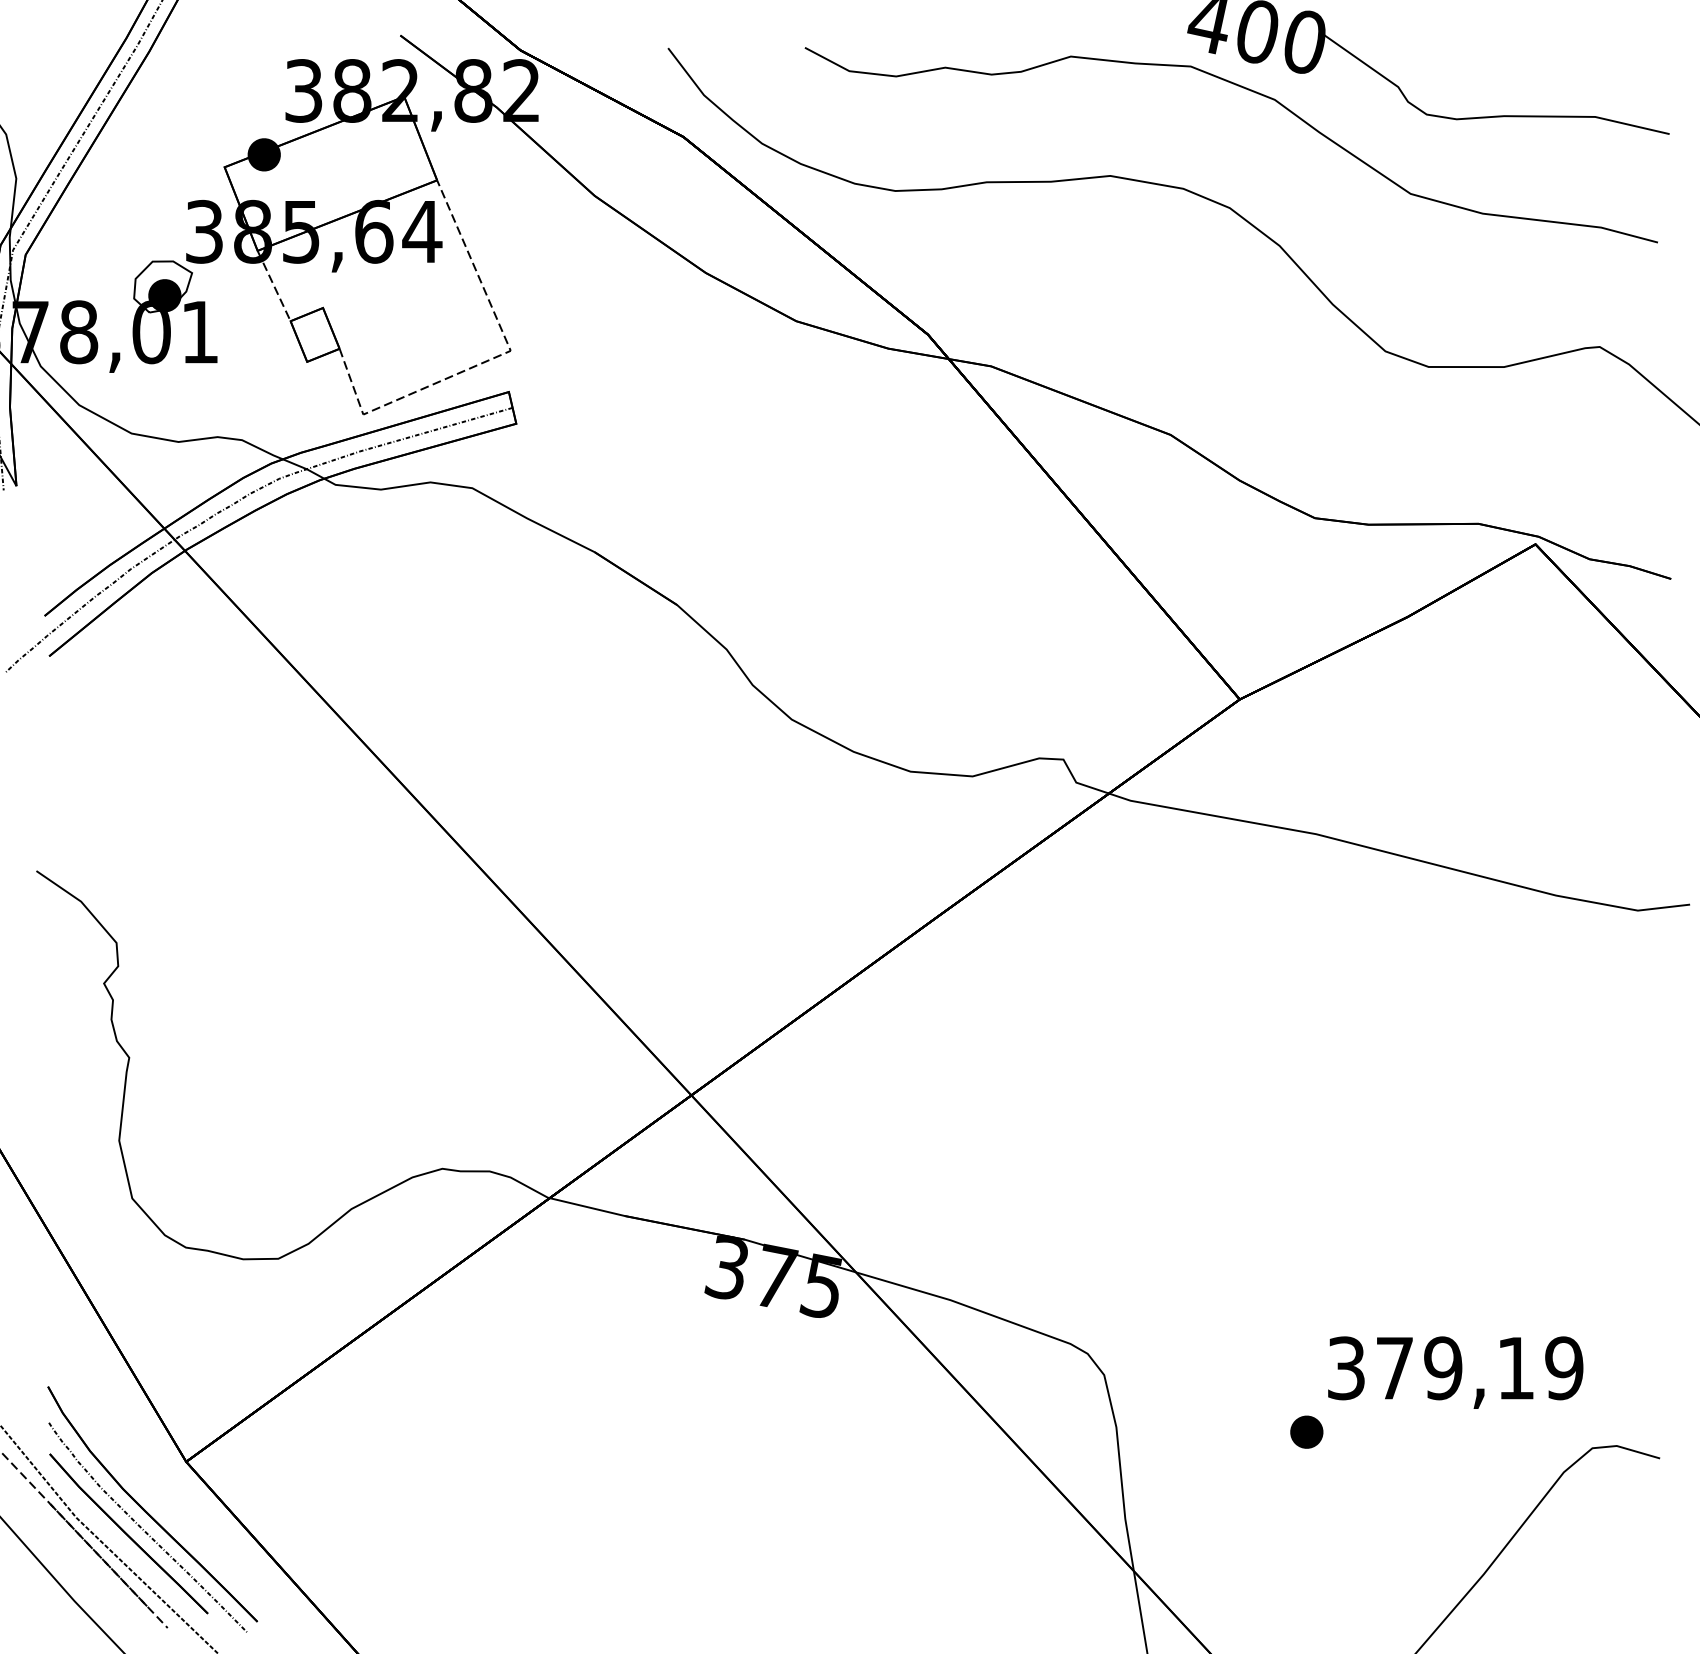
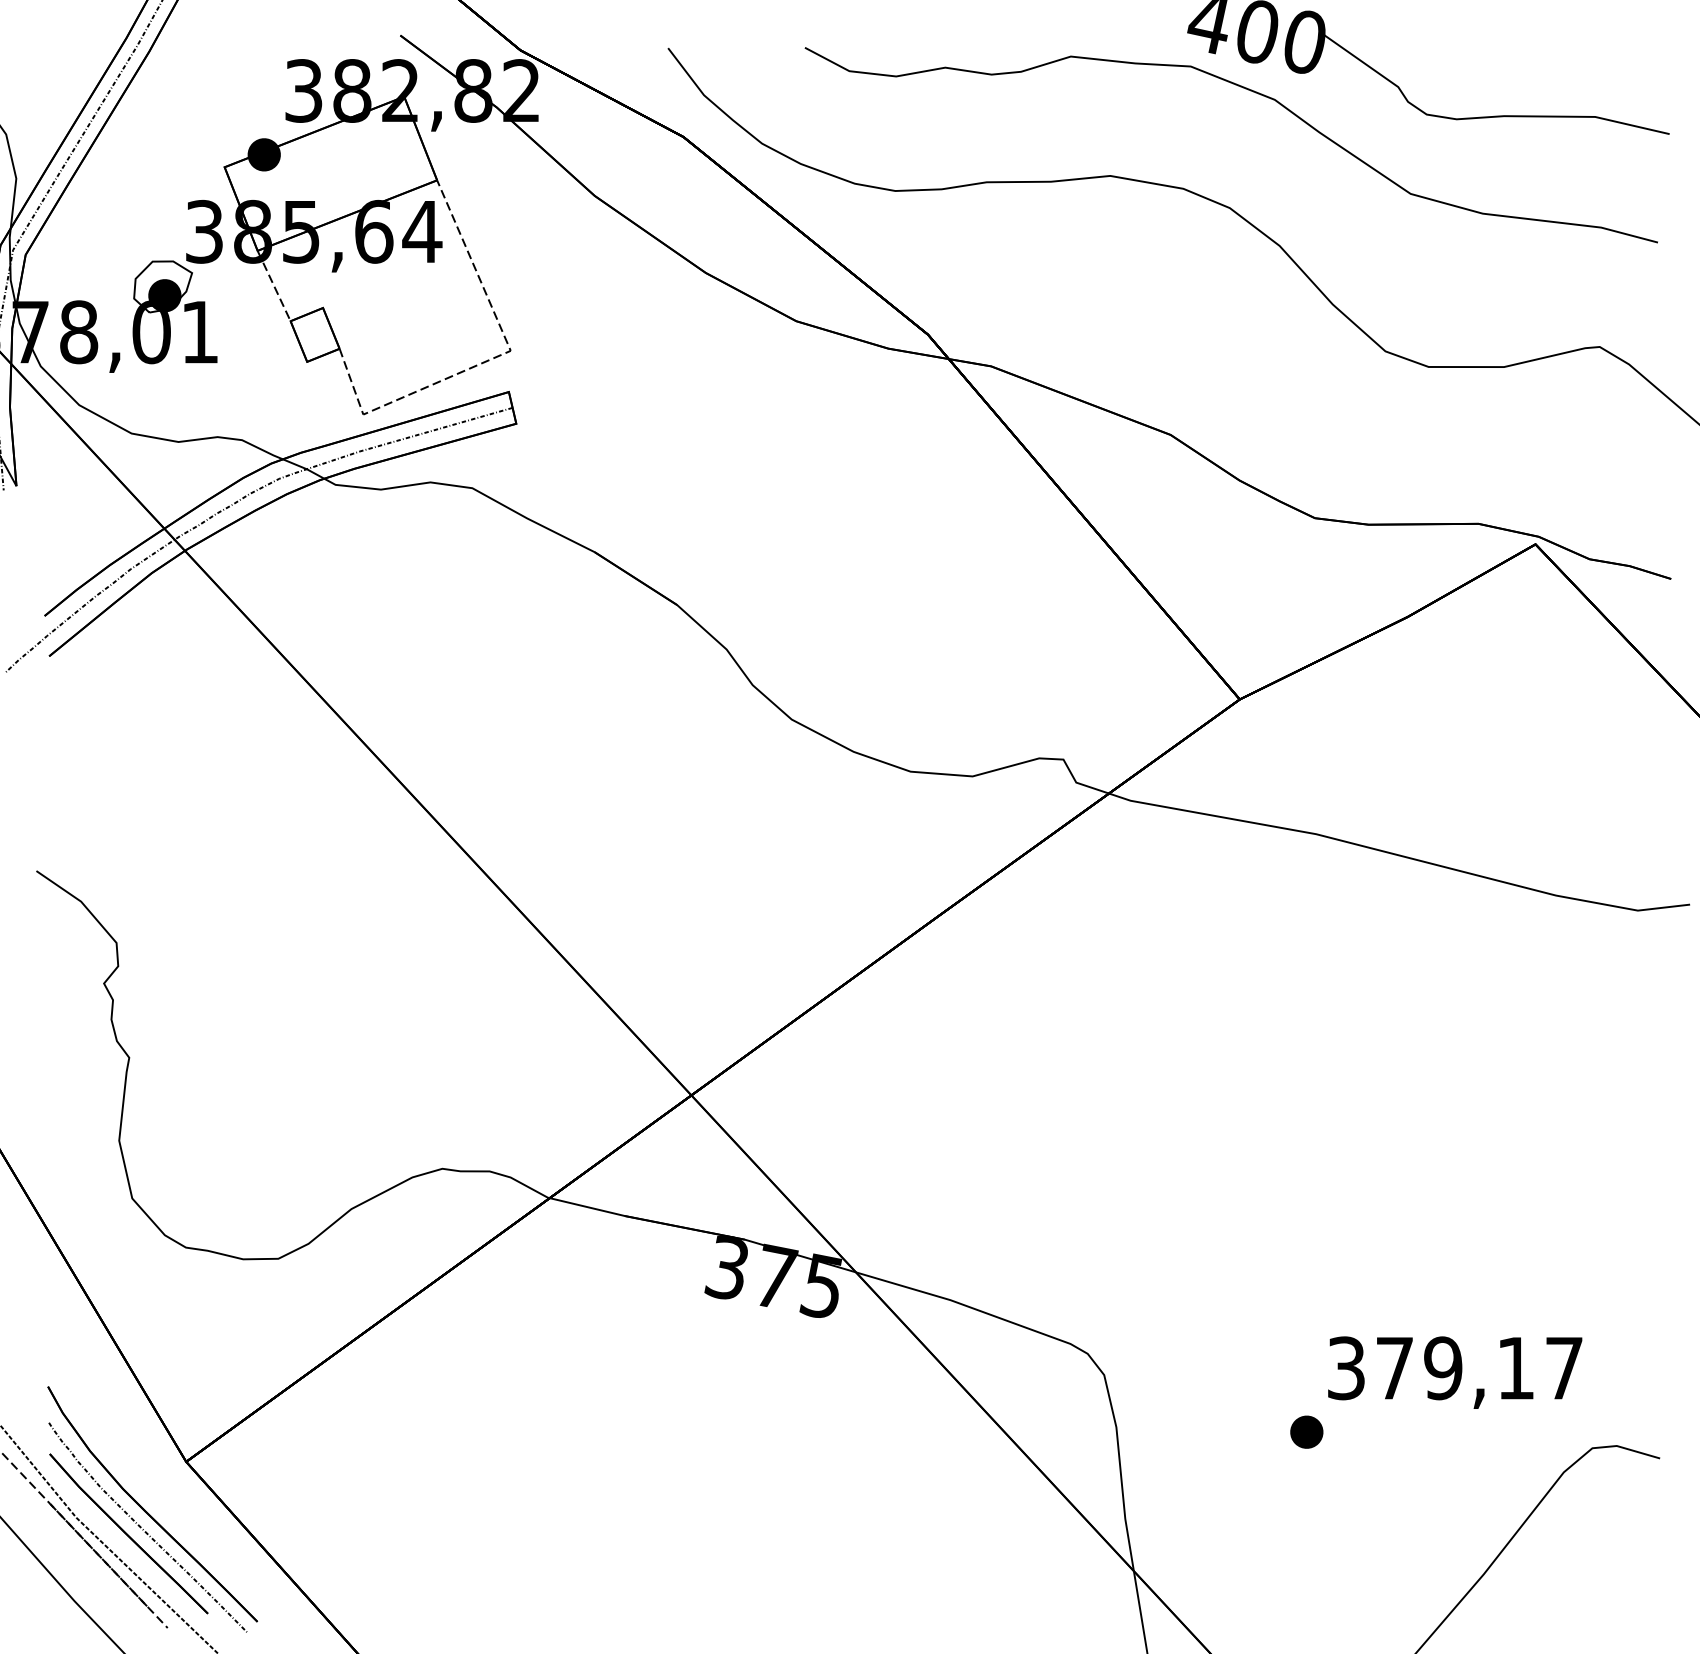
text: 379,19 -> 379,17 (1564, 1368)
